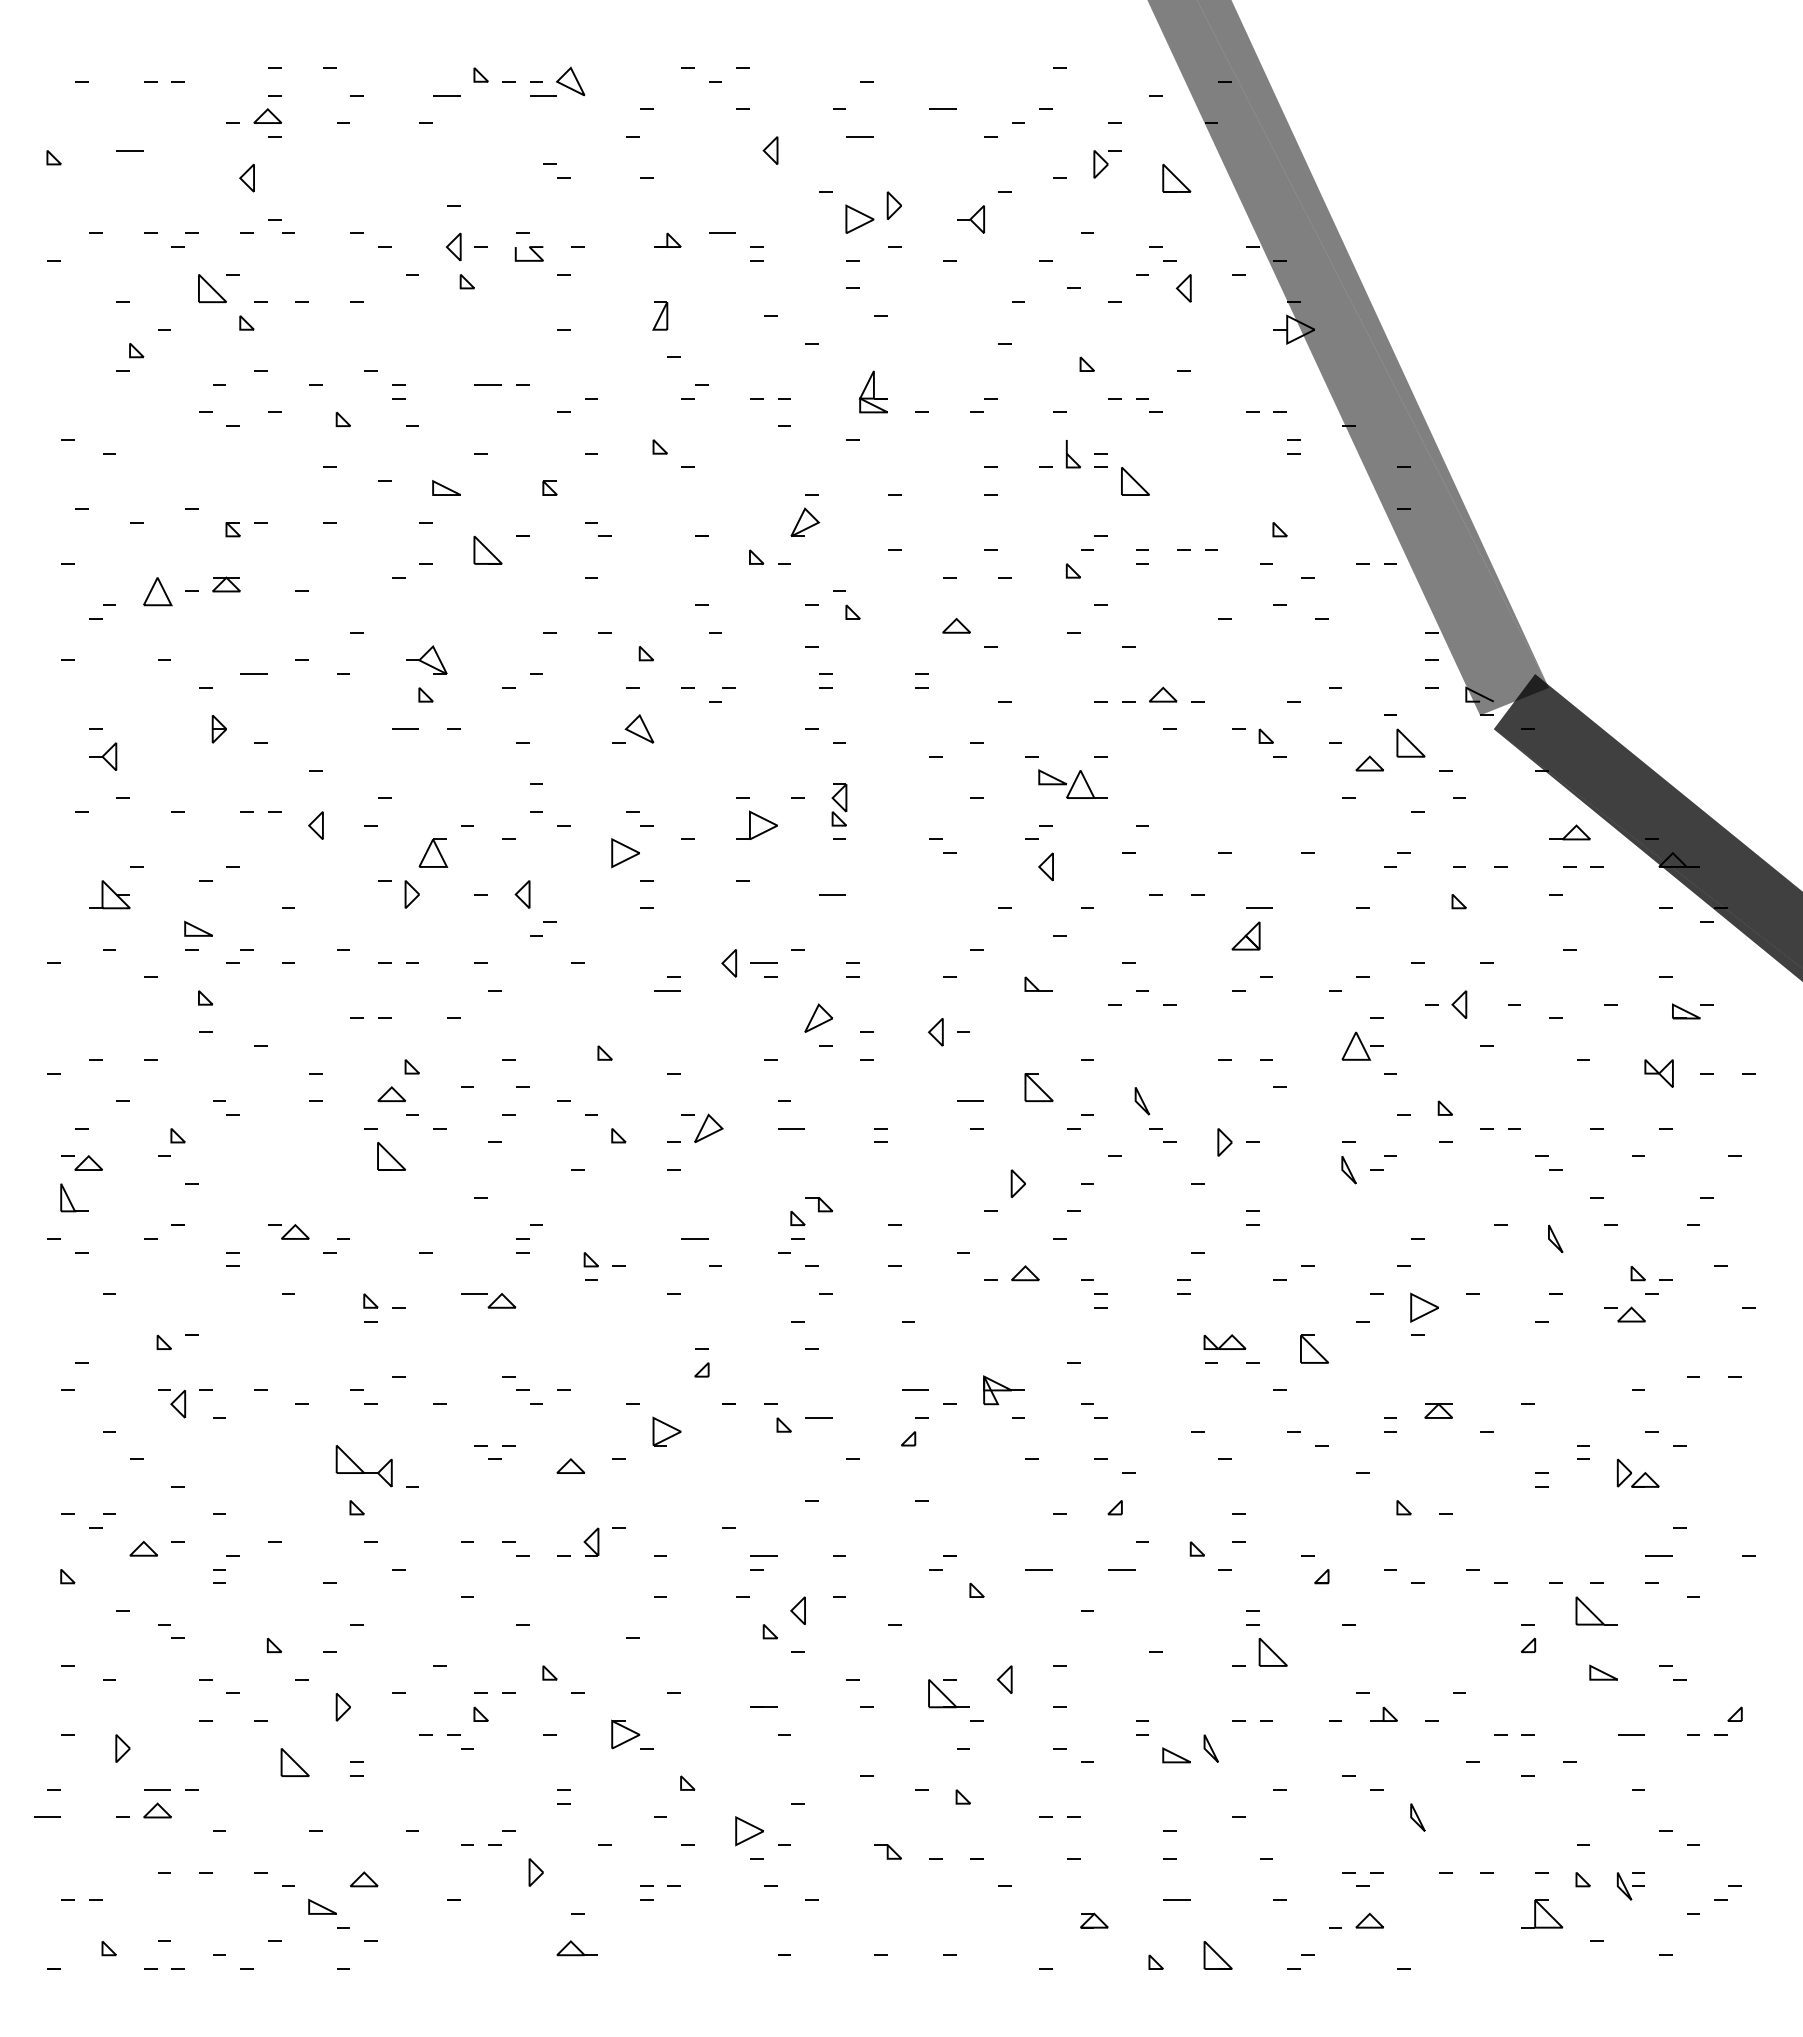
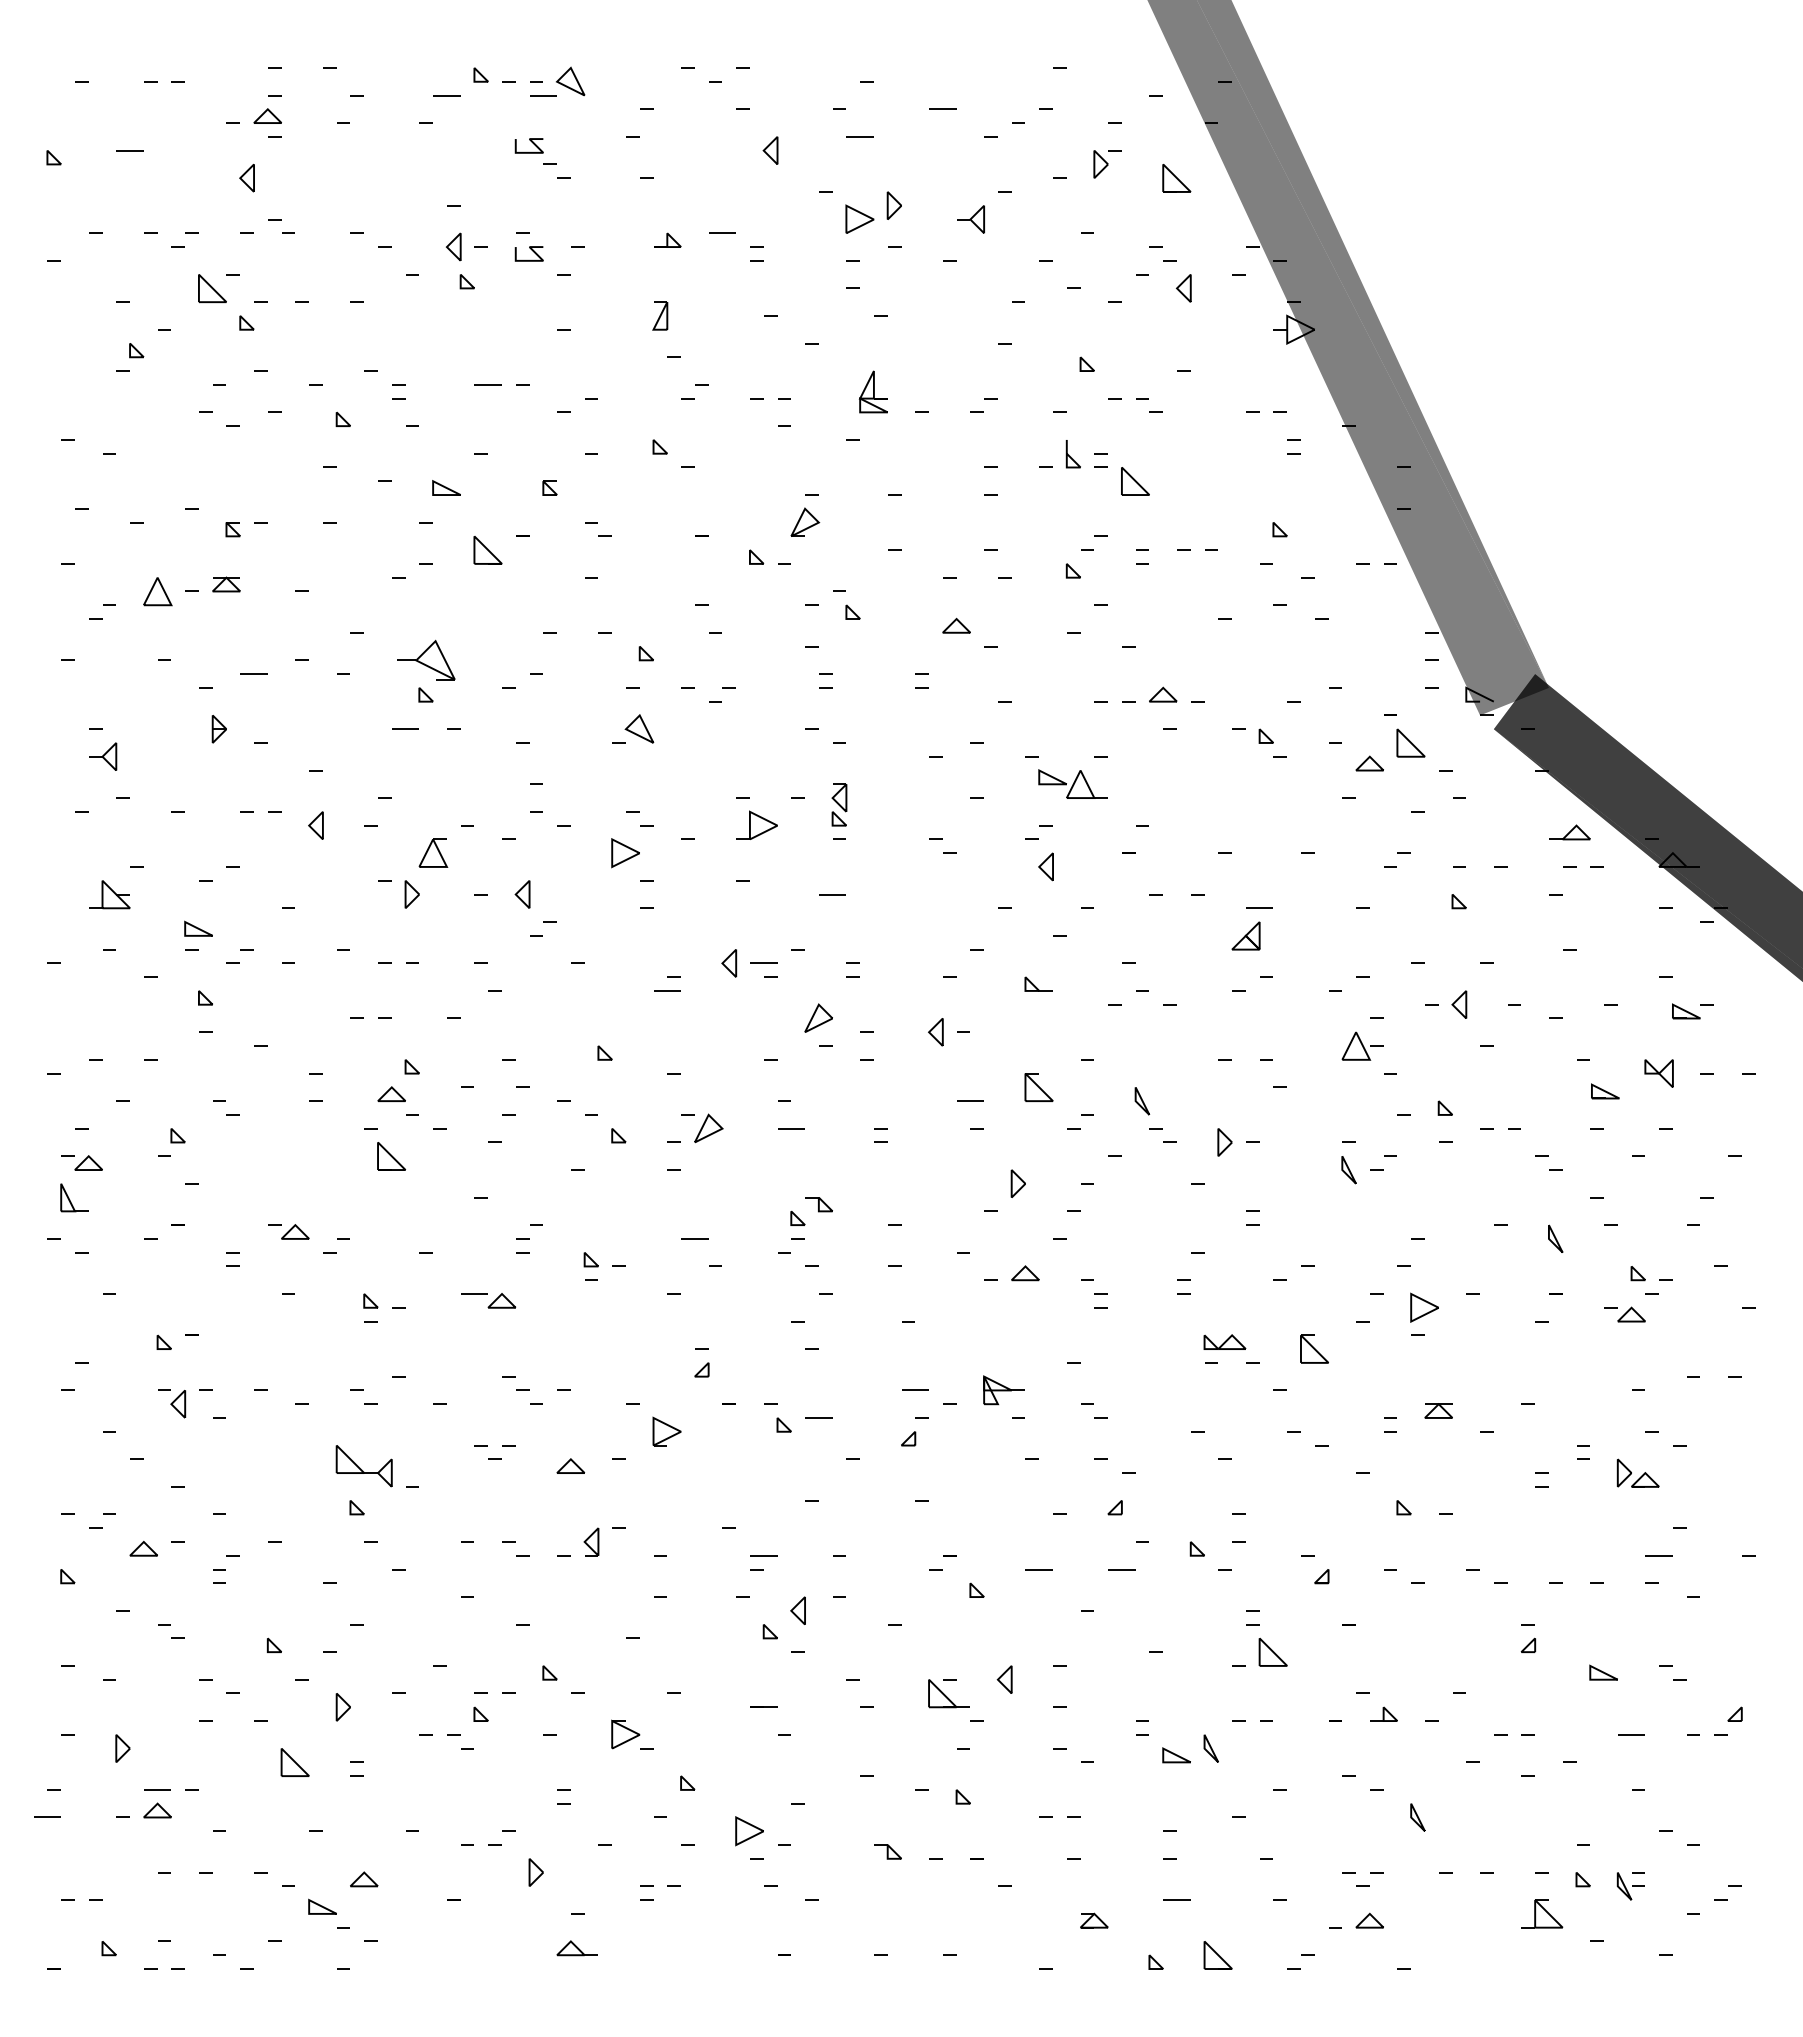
line: none -> present (531, 142)
part size: 42x30 px -> 59x42 px (426, 659)
part: none -> present (1605, 1091)
part: present -> none (1596, 1610)
